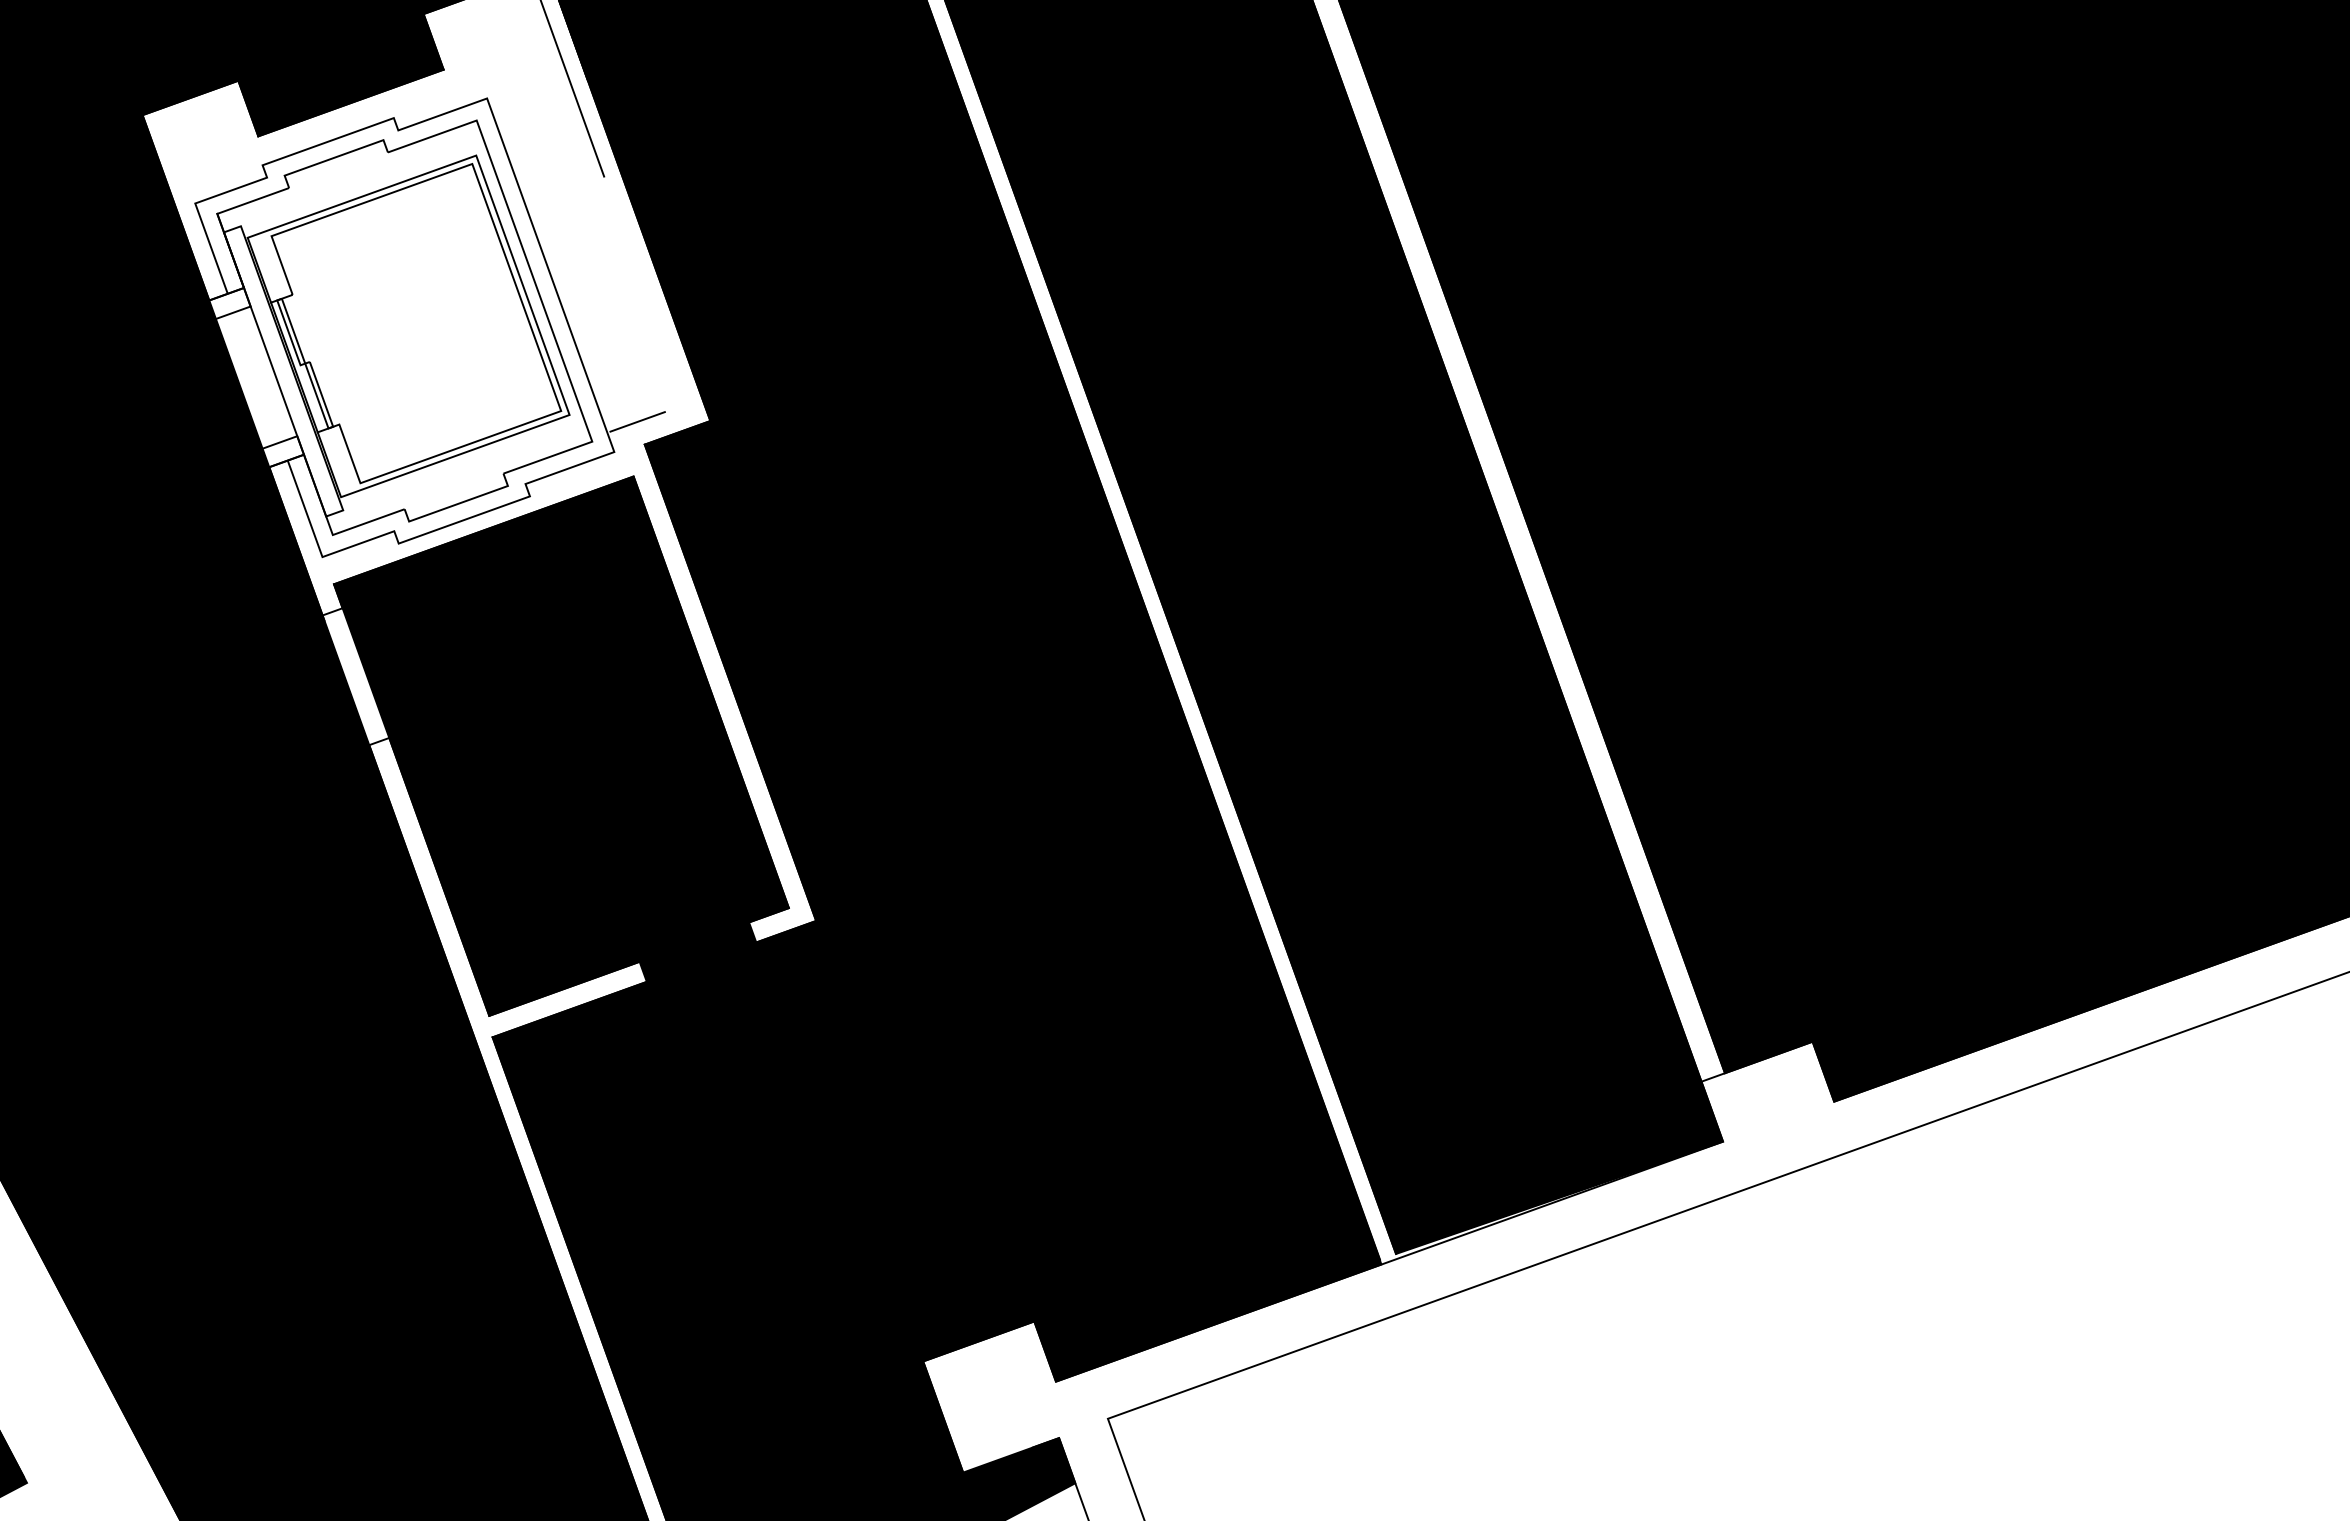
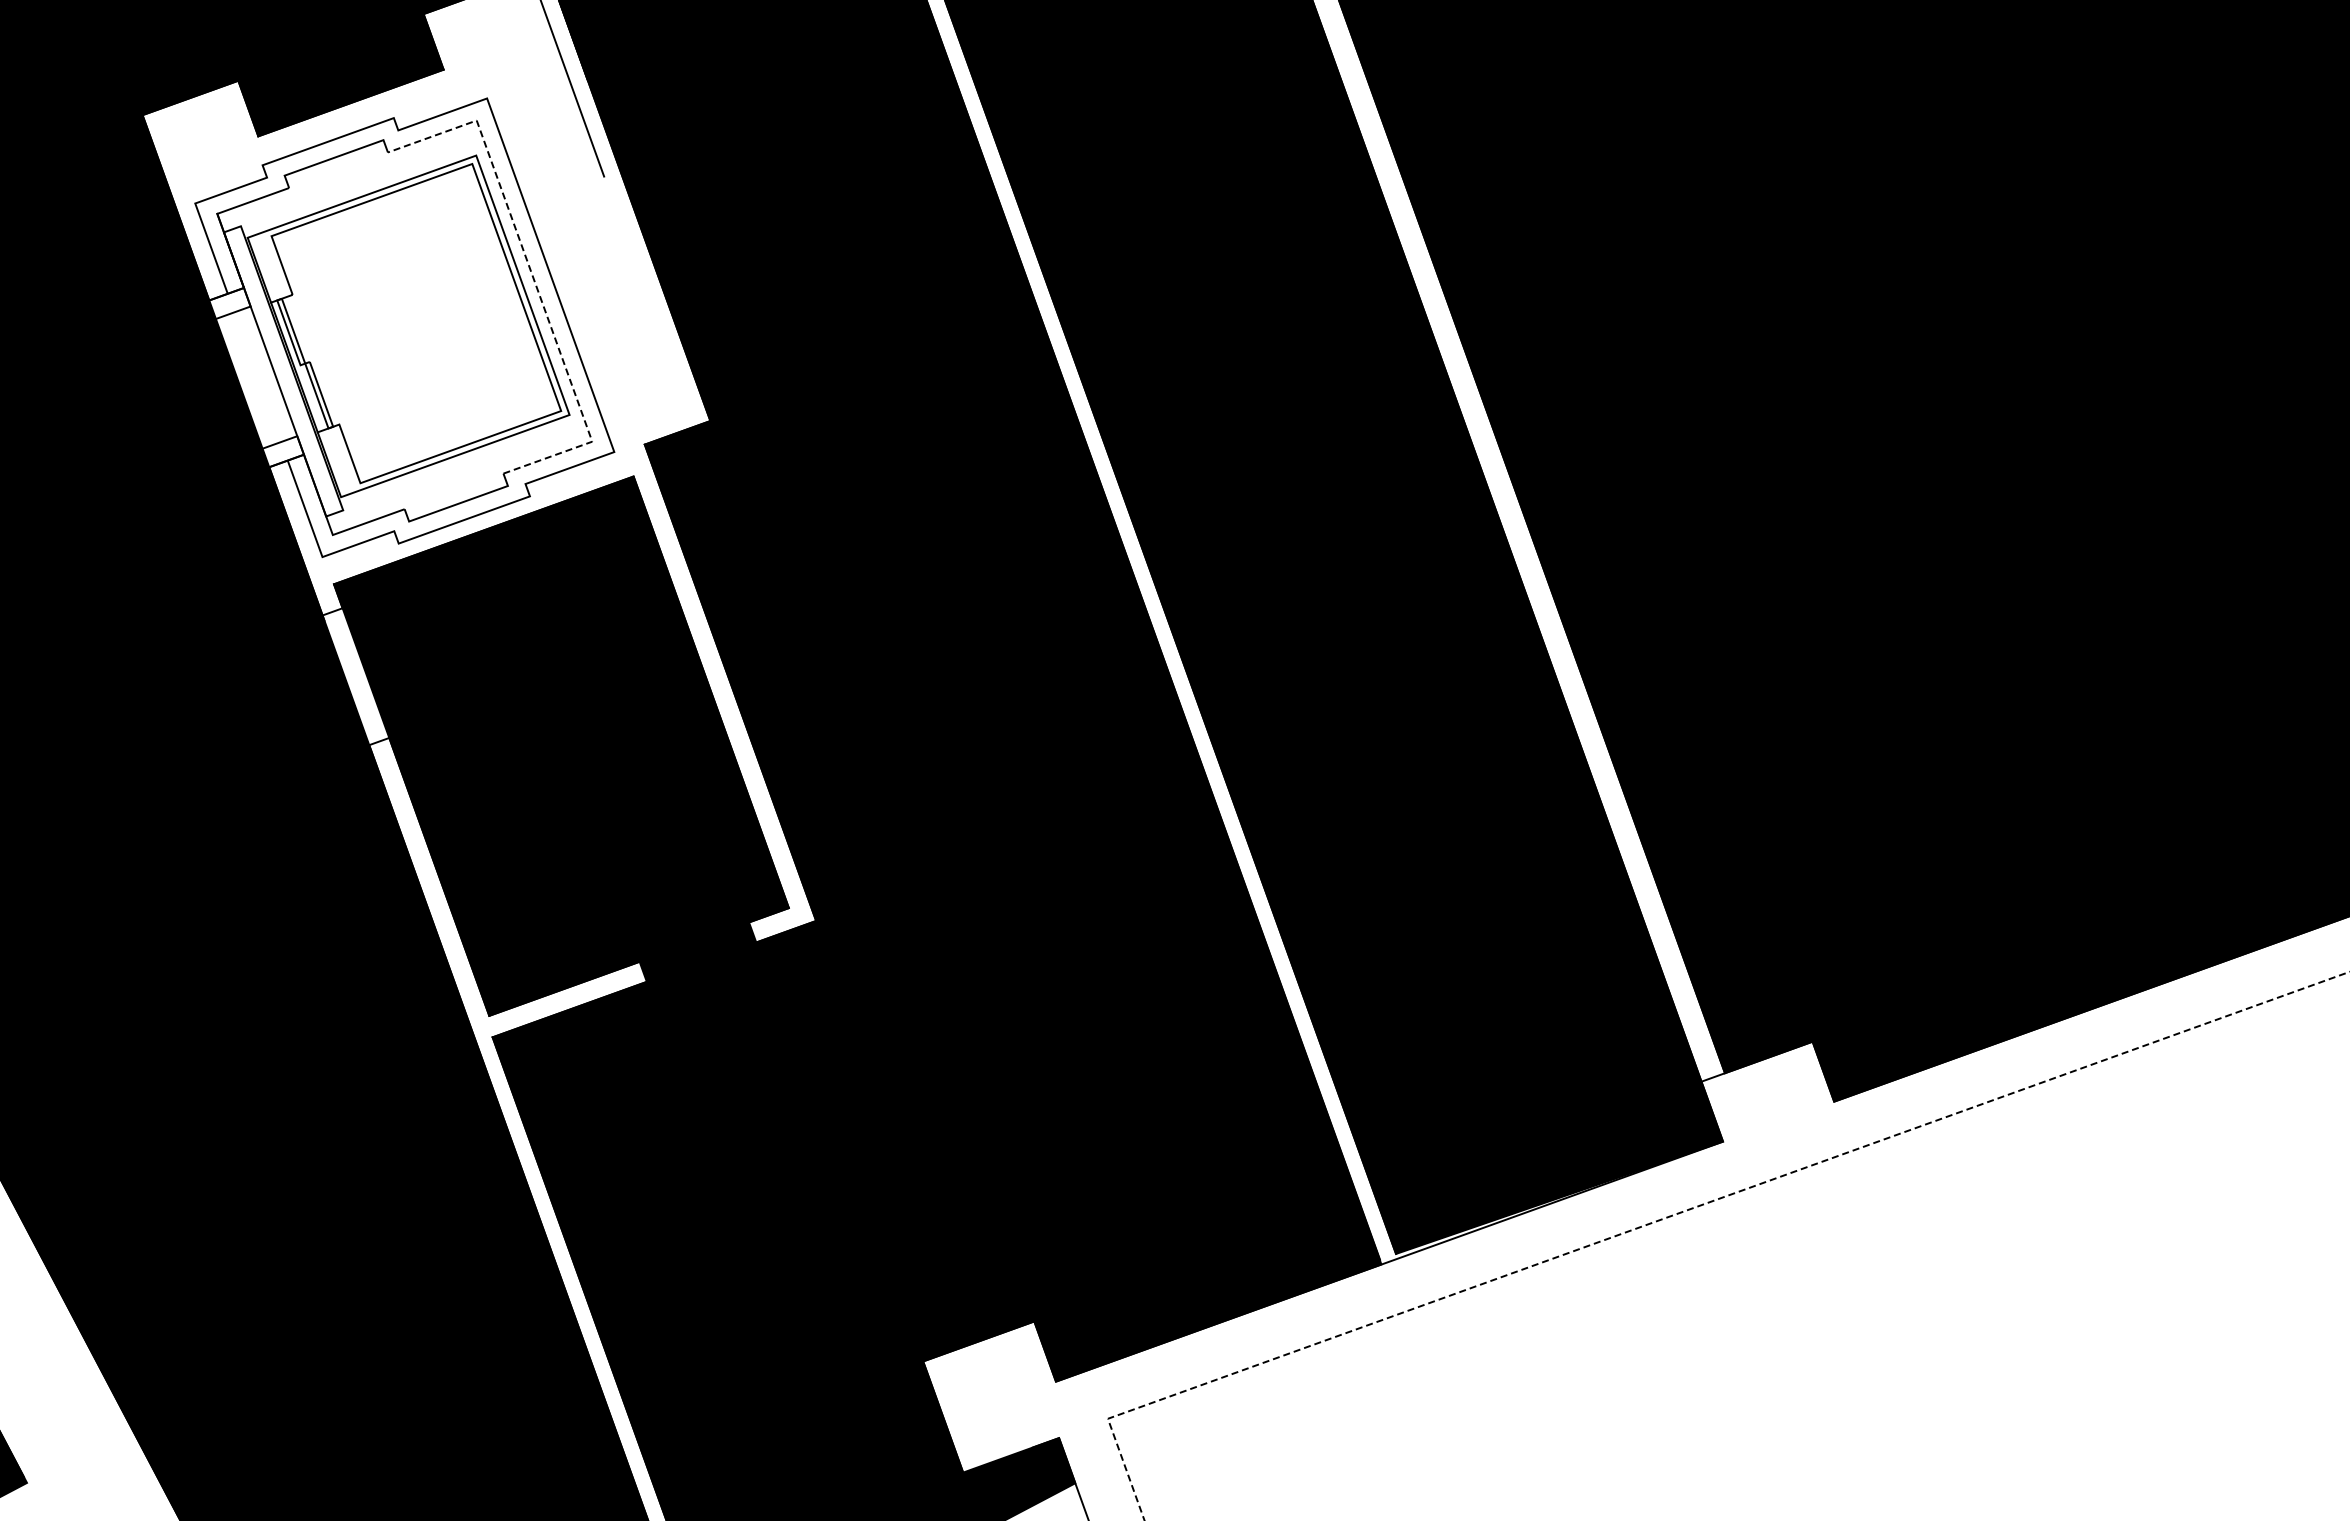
line: solid -> dashed (534, 281)
line: present -> none (637, 421)
line: solid -> dashed (1677, 1213)
